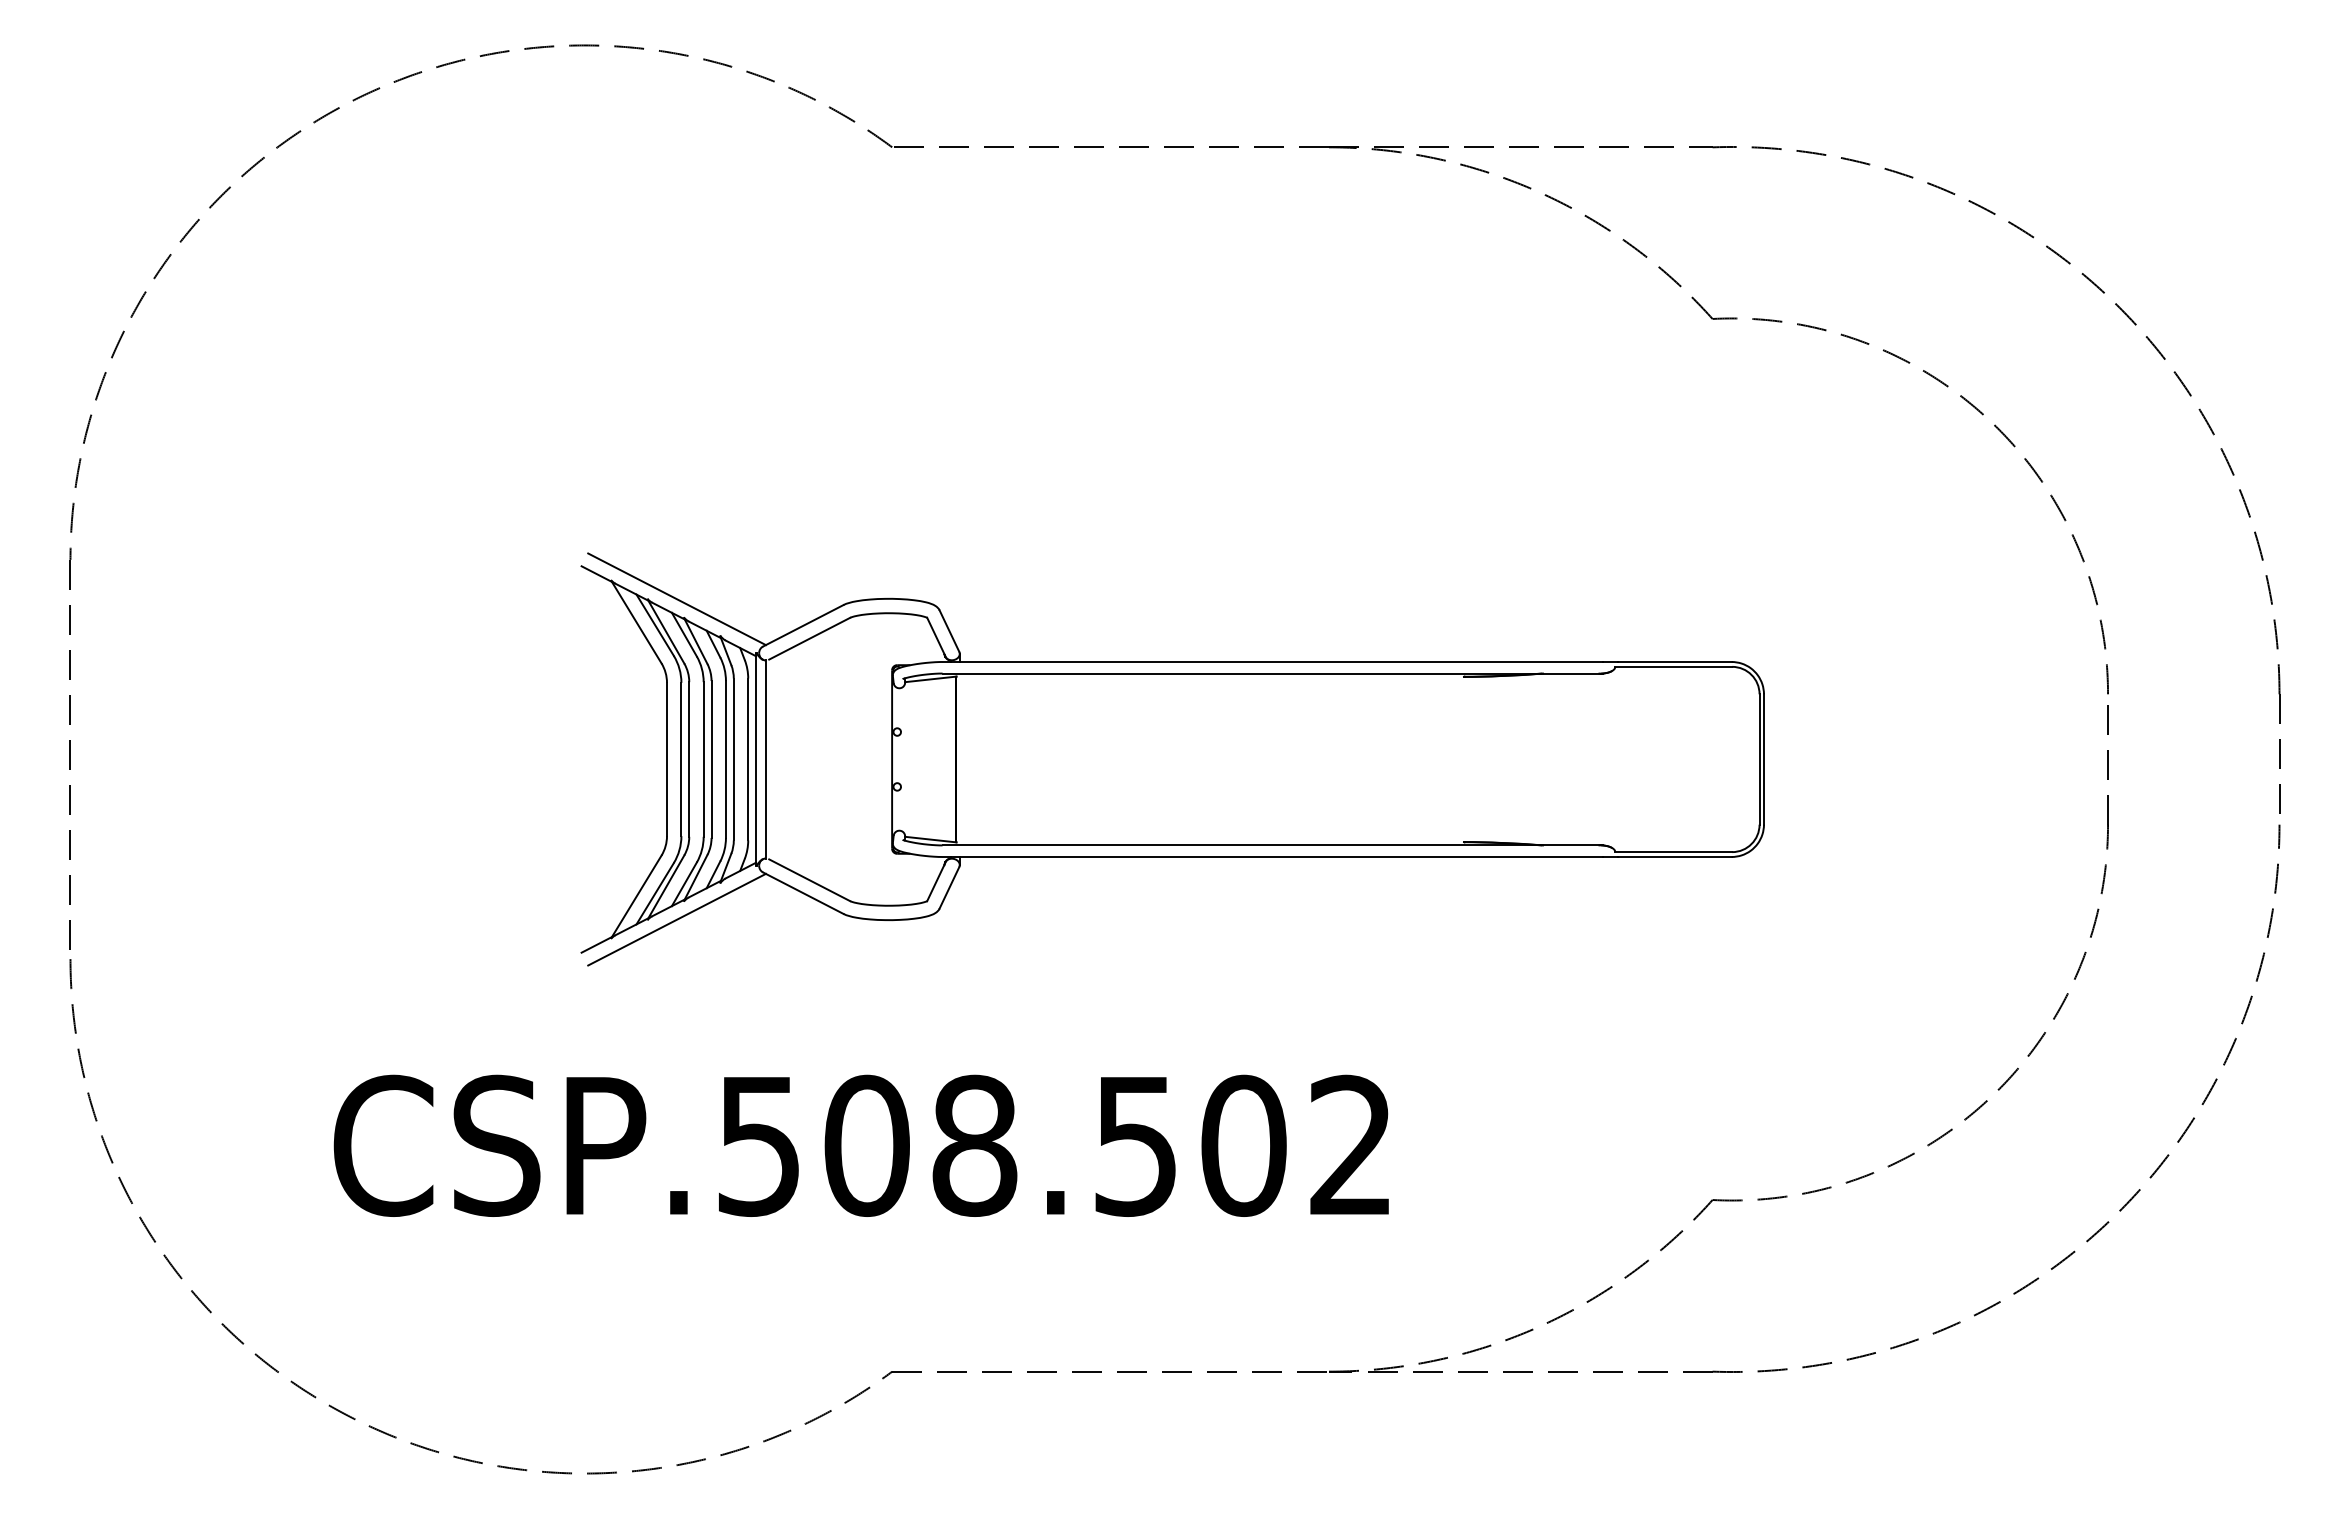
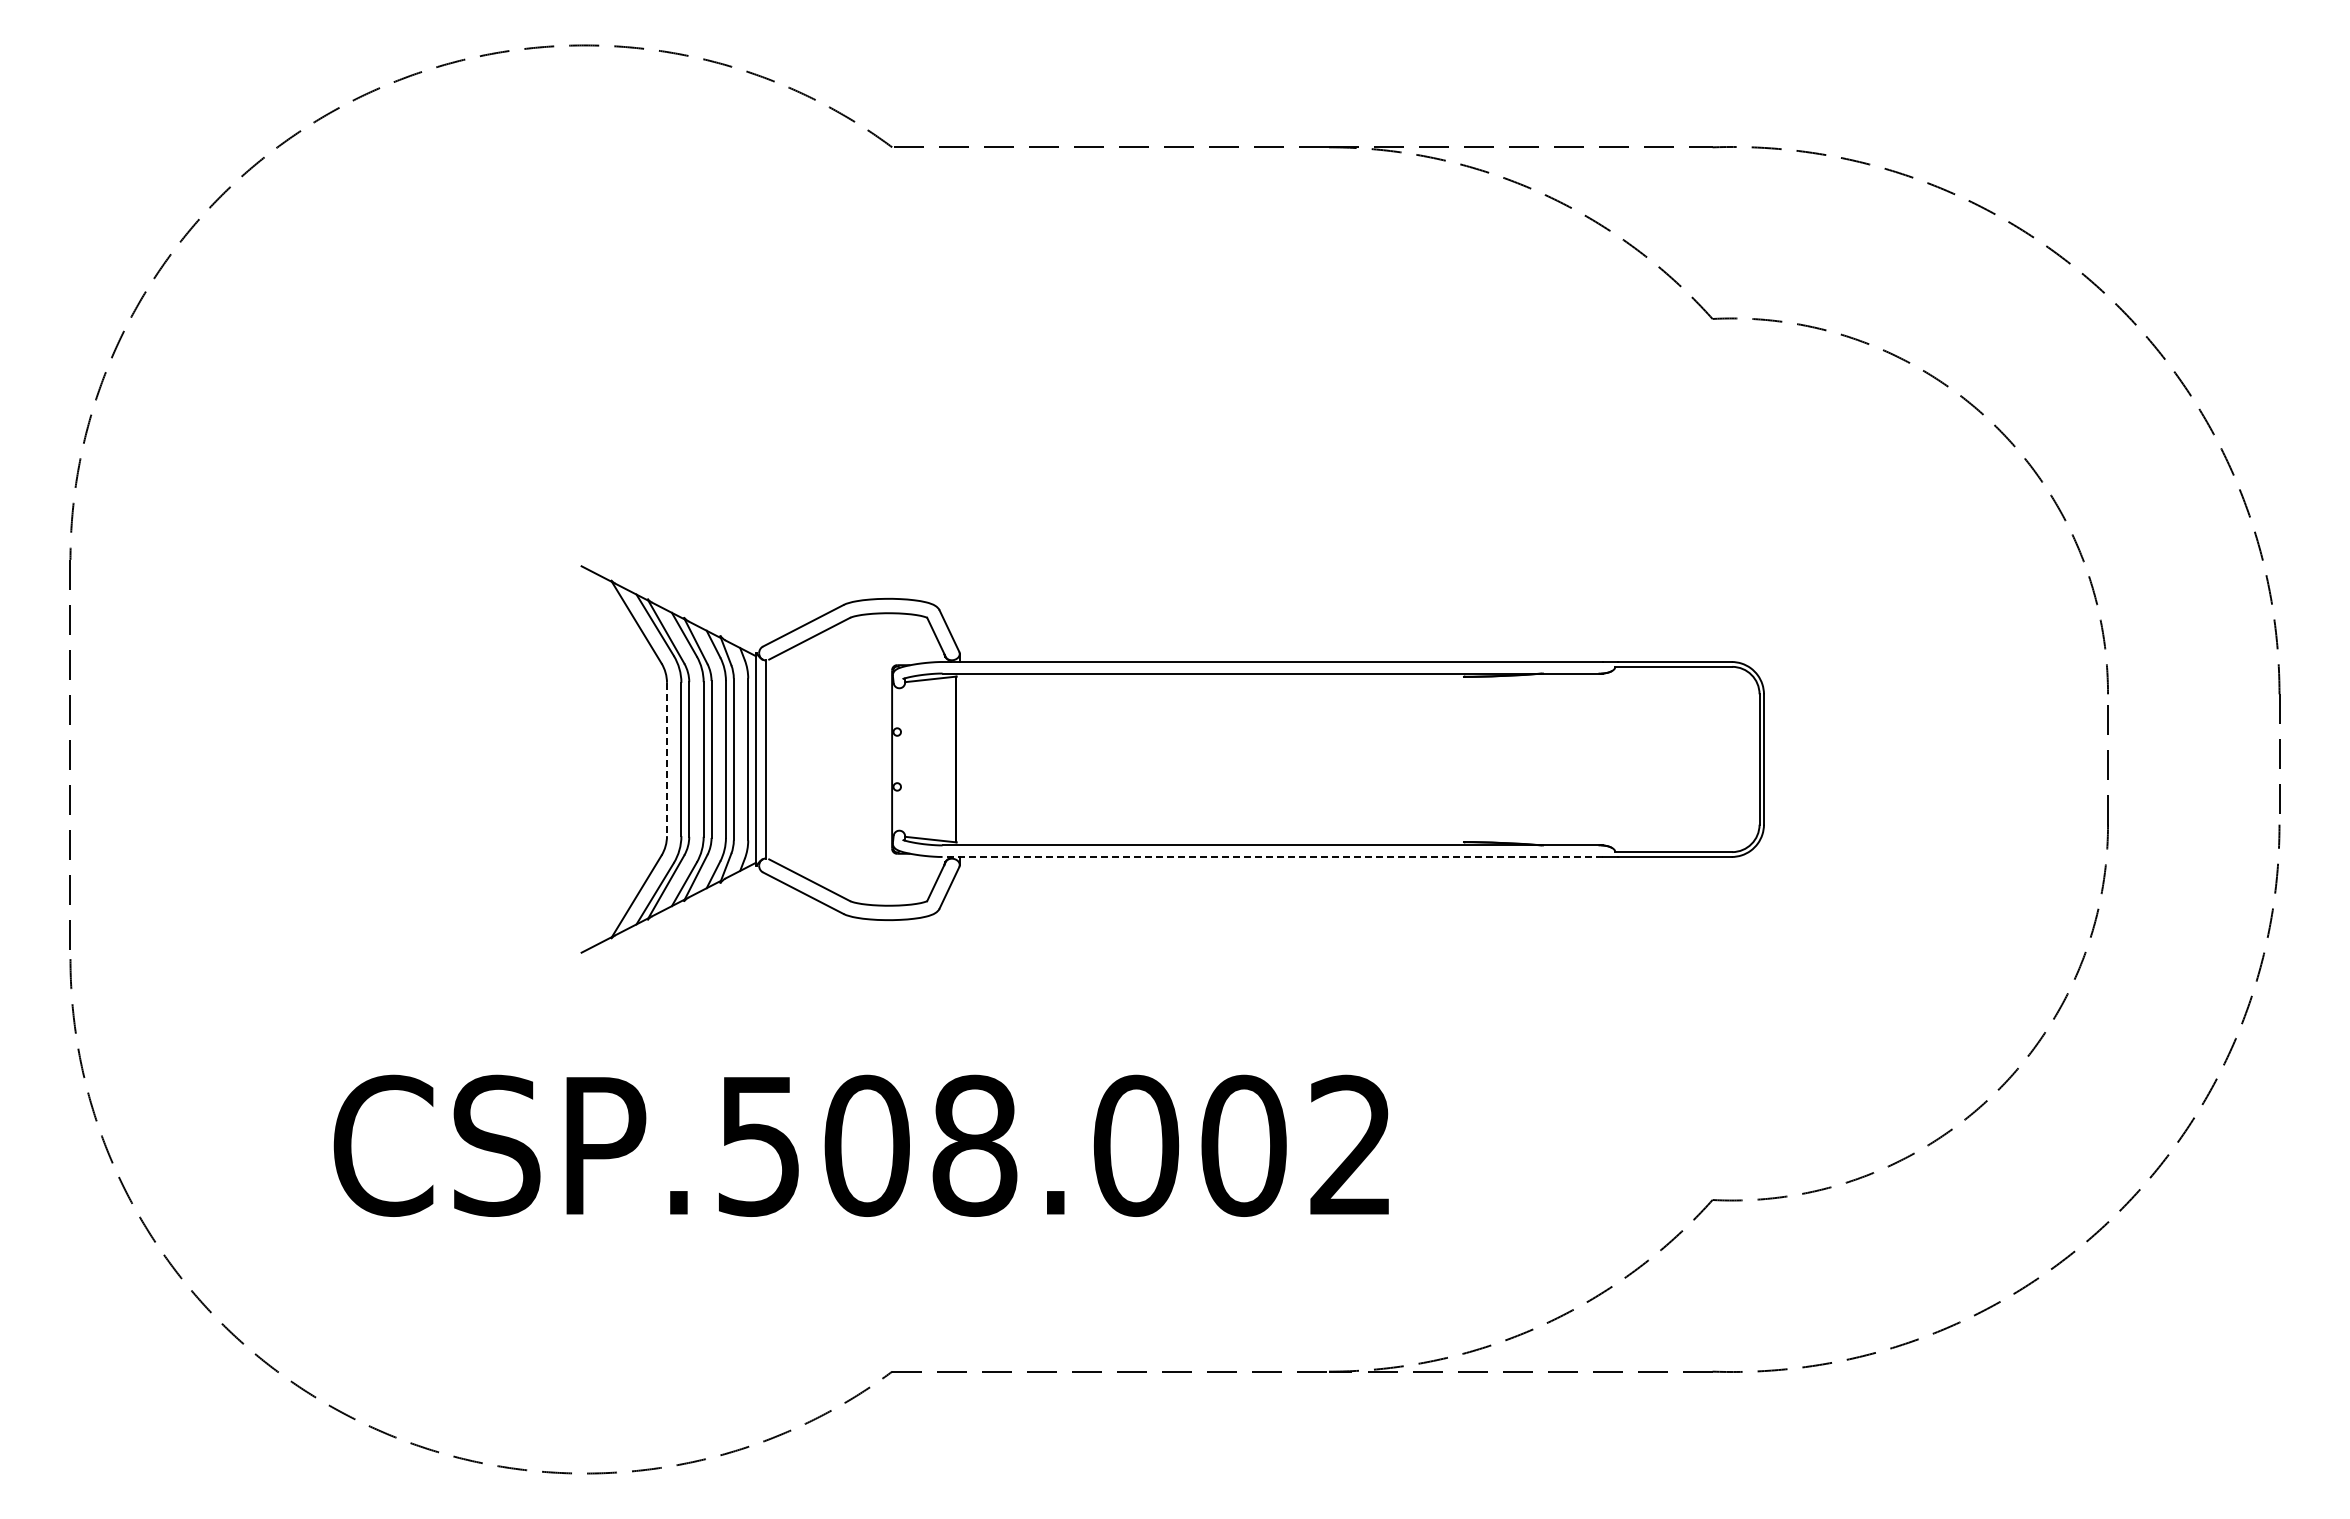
line: present -> none (676, 599)
line: solid -> dashed (667, 759)
line: solid -> dashed (1272, 856)
line: present -> none (676, 919)
text: CSP.508.502 -> CSP.508.002 (1136, 1145)
